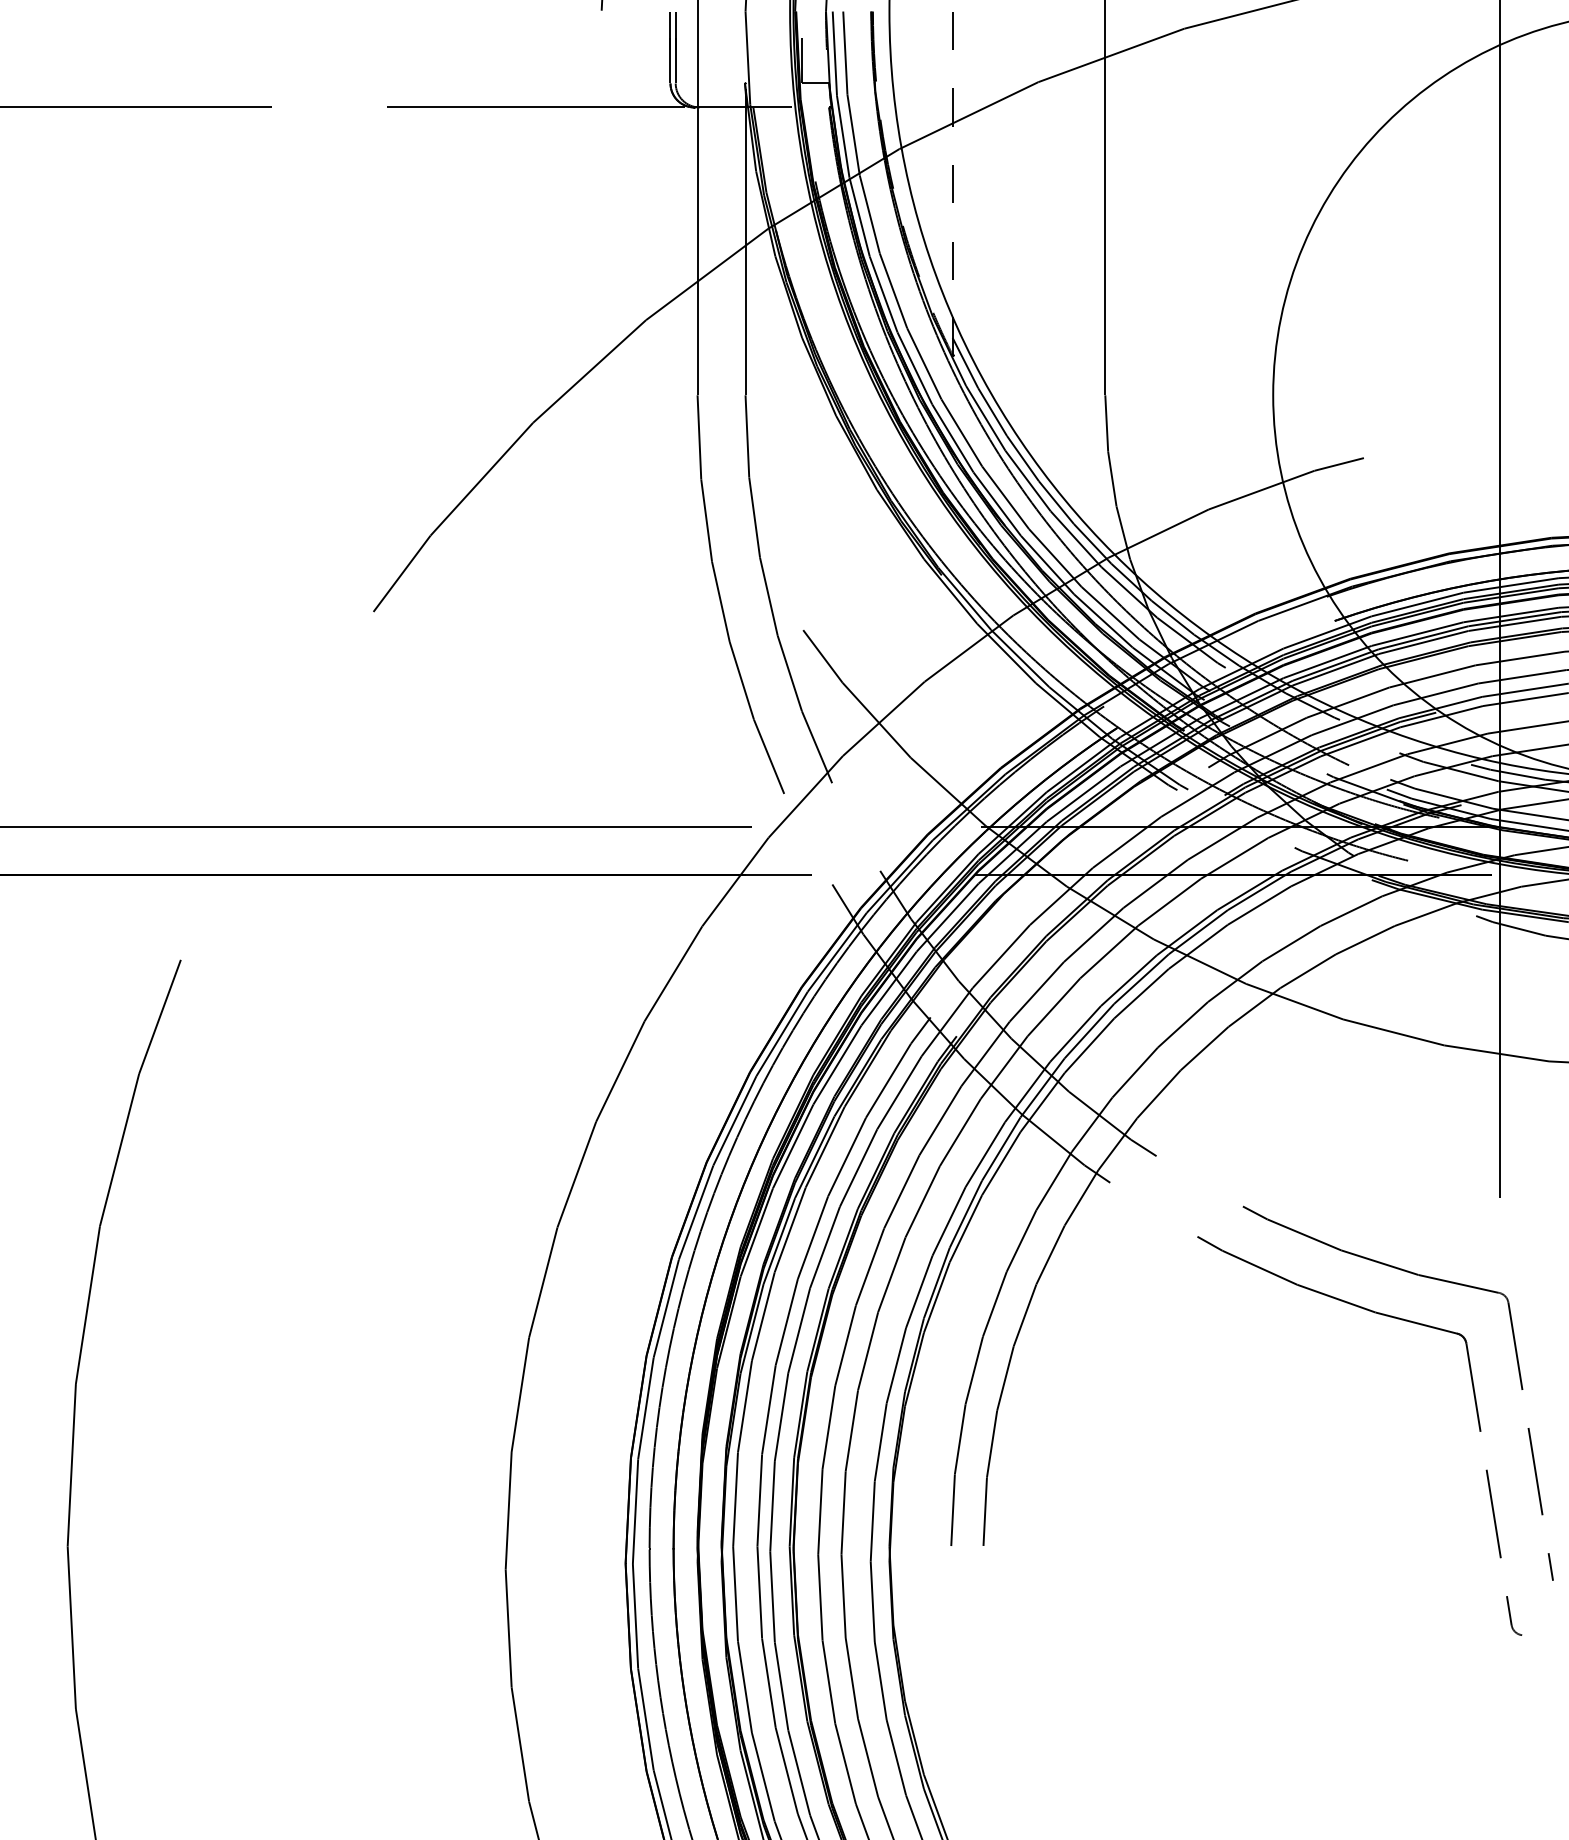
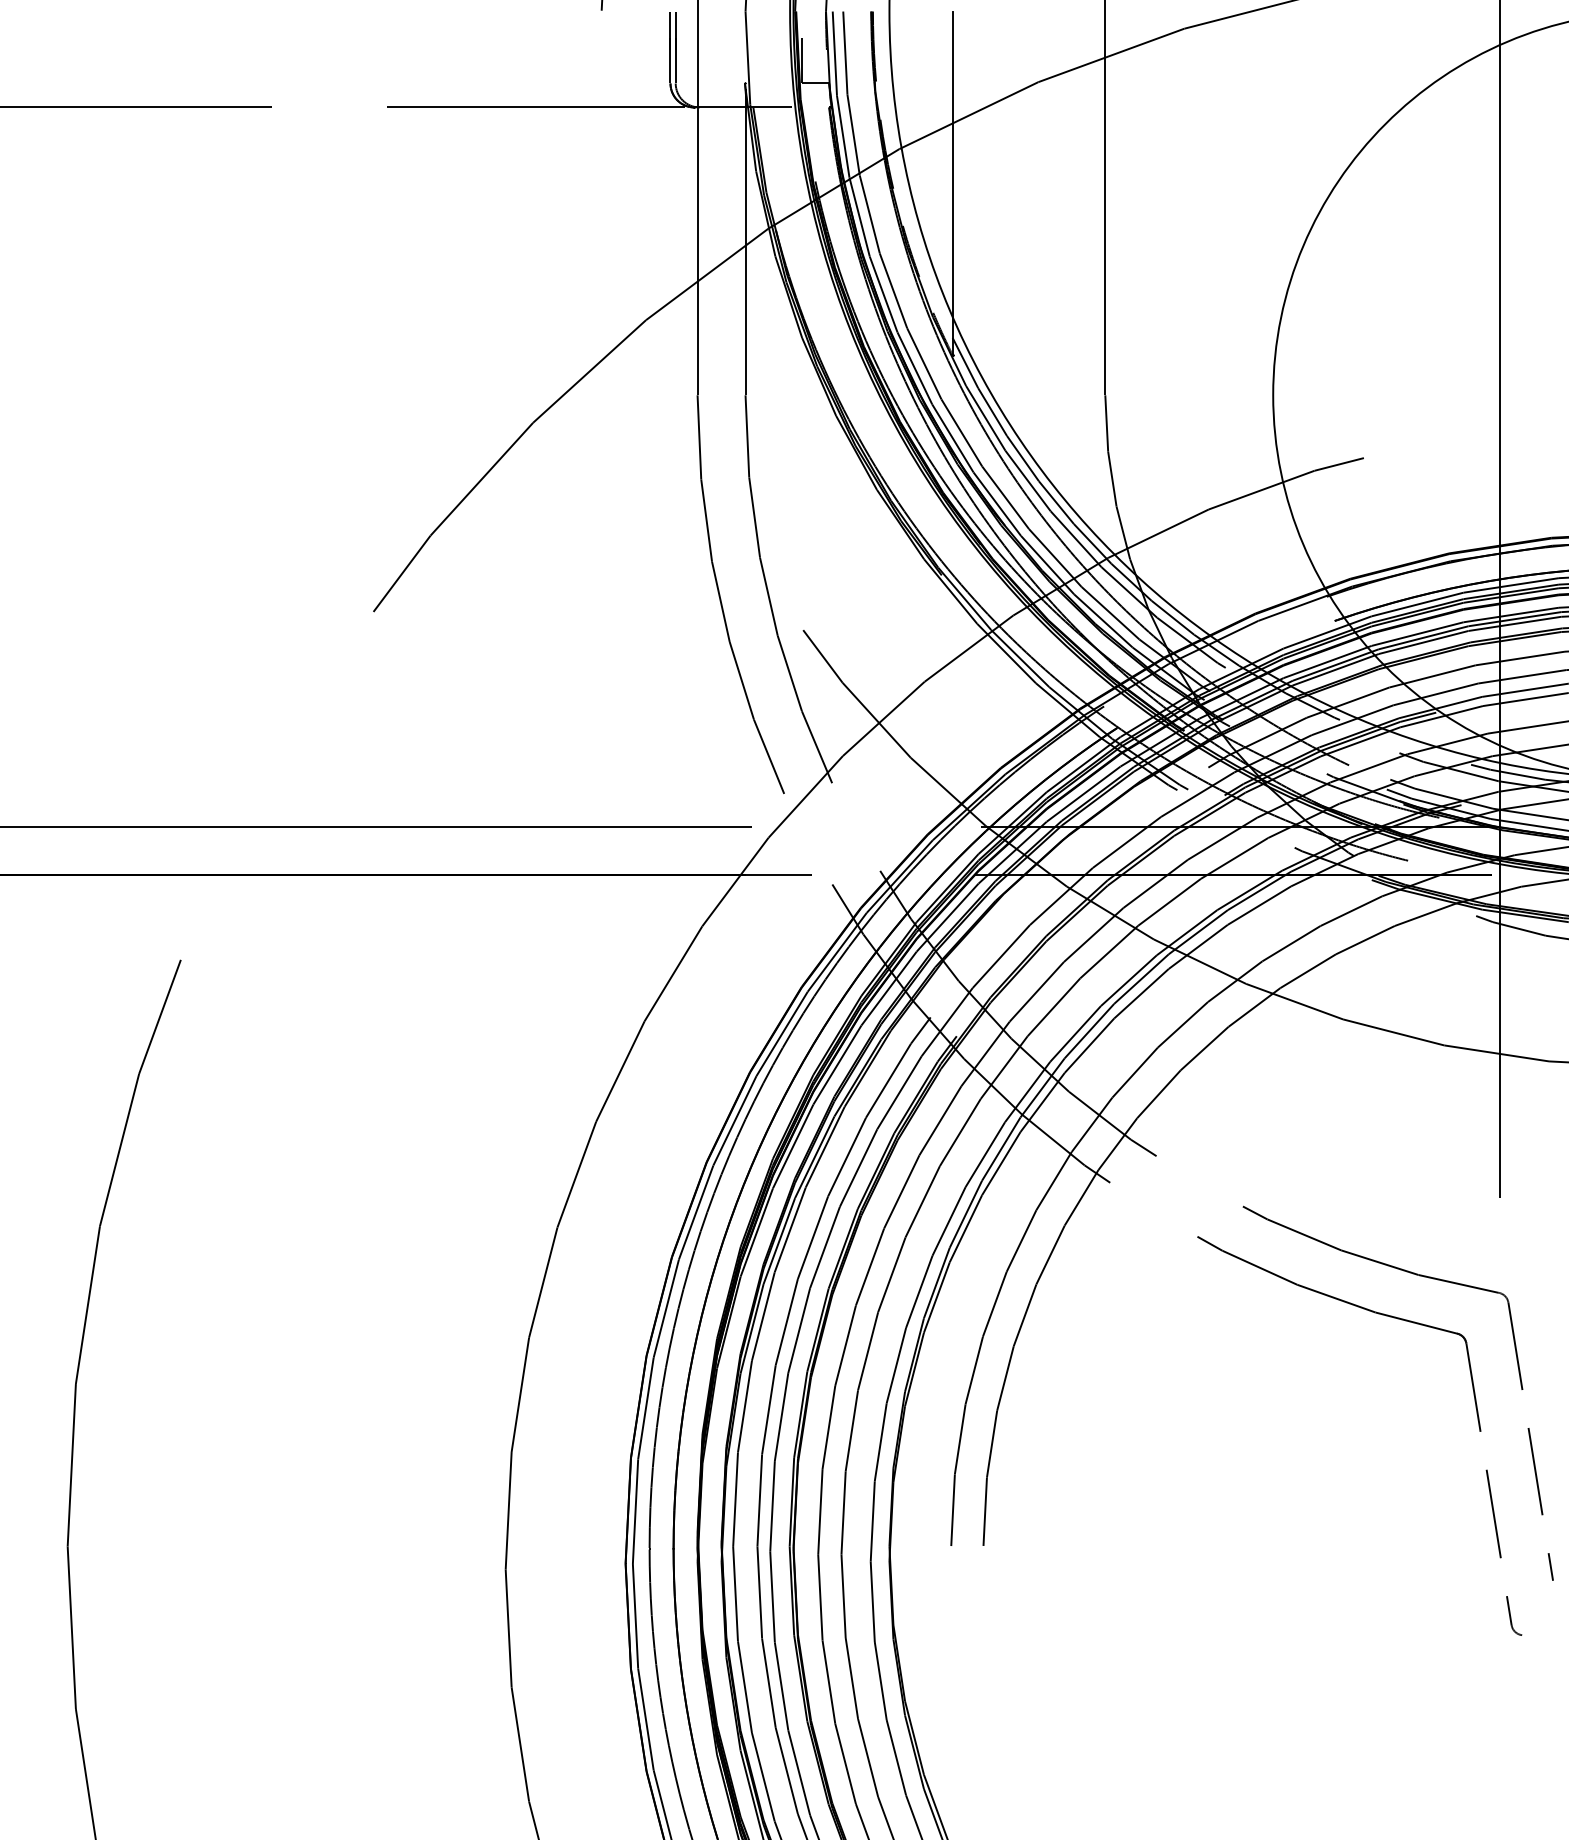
line: dashed -> solid (952, 164)
